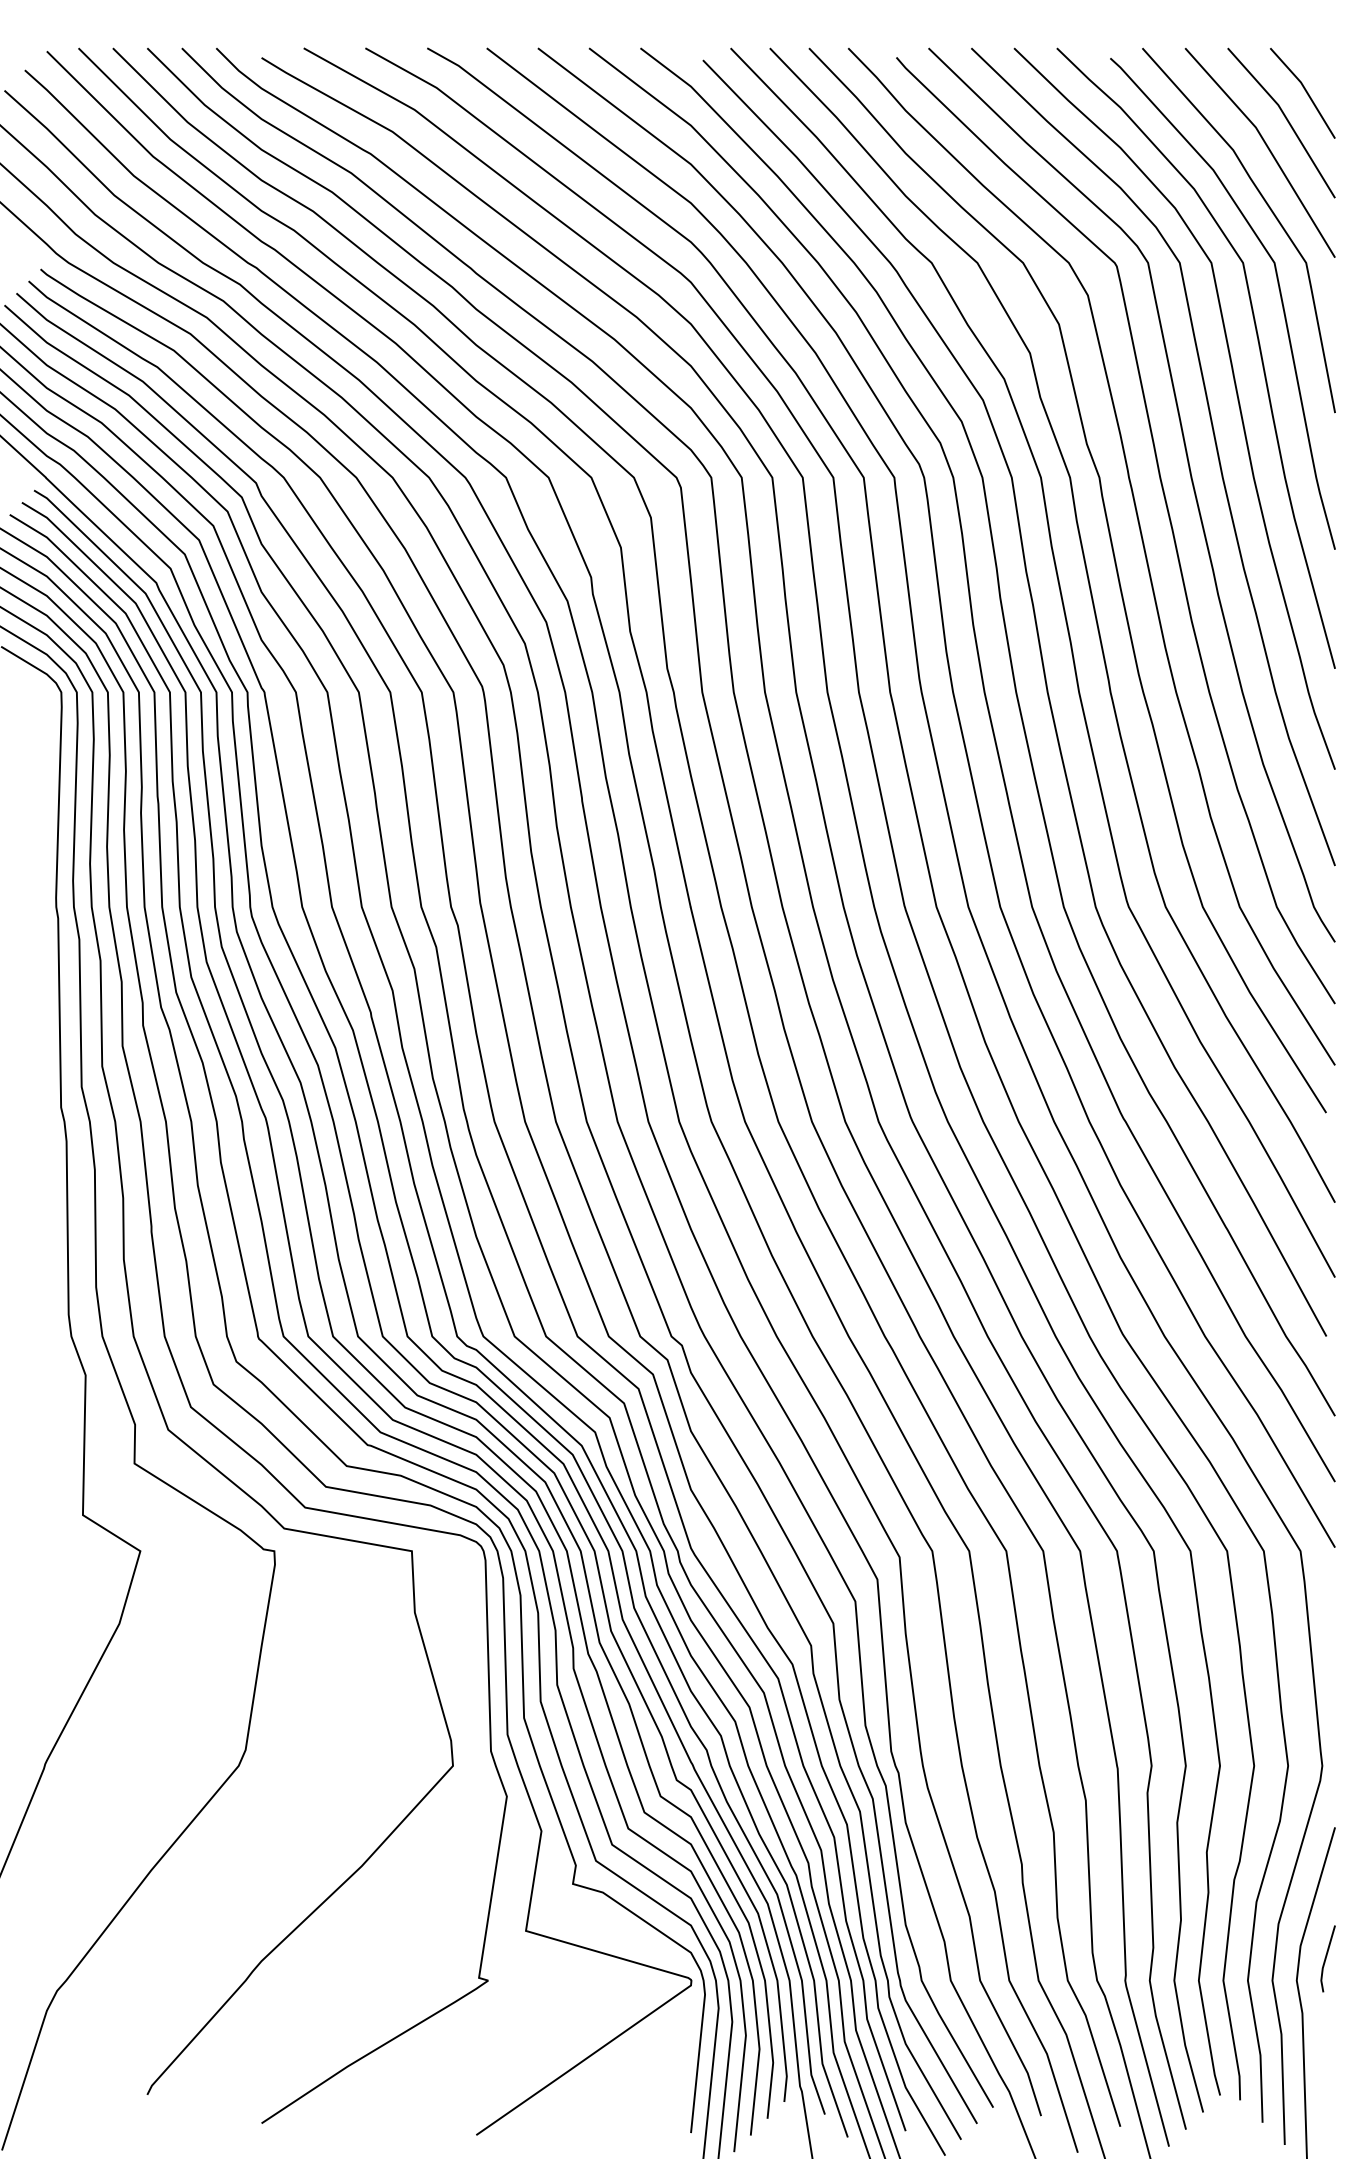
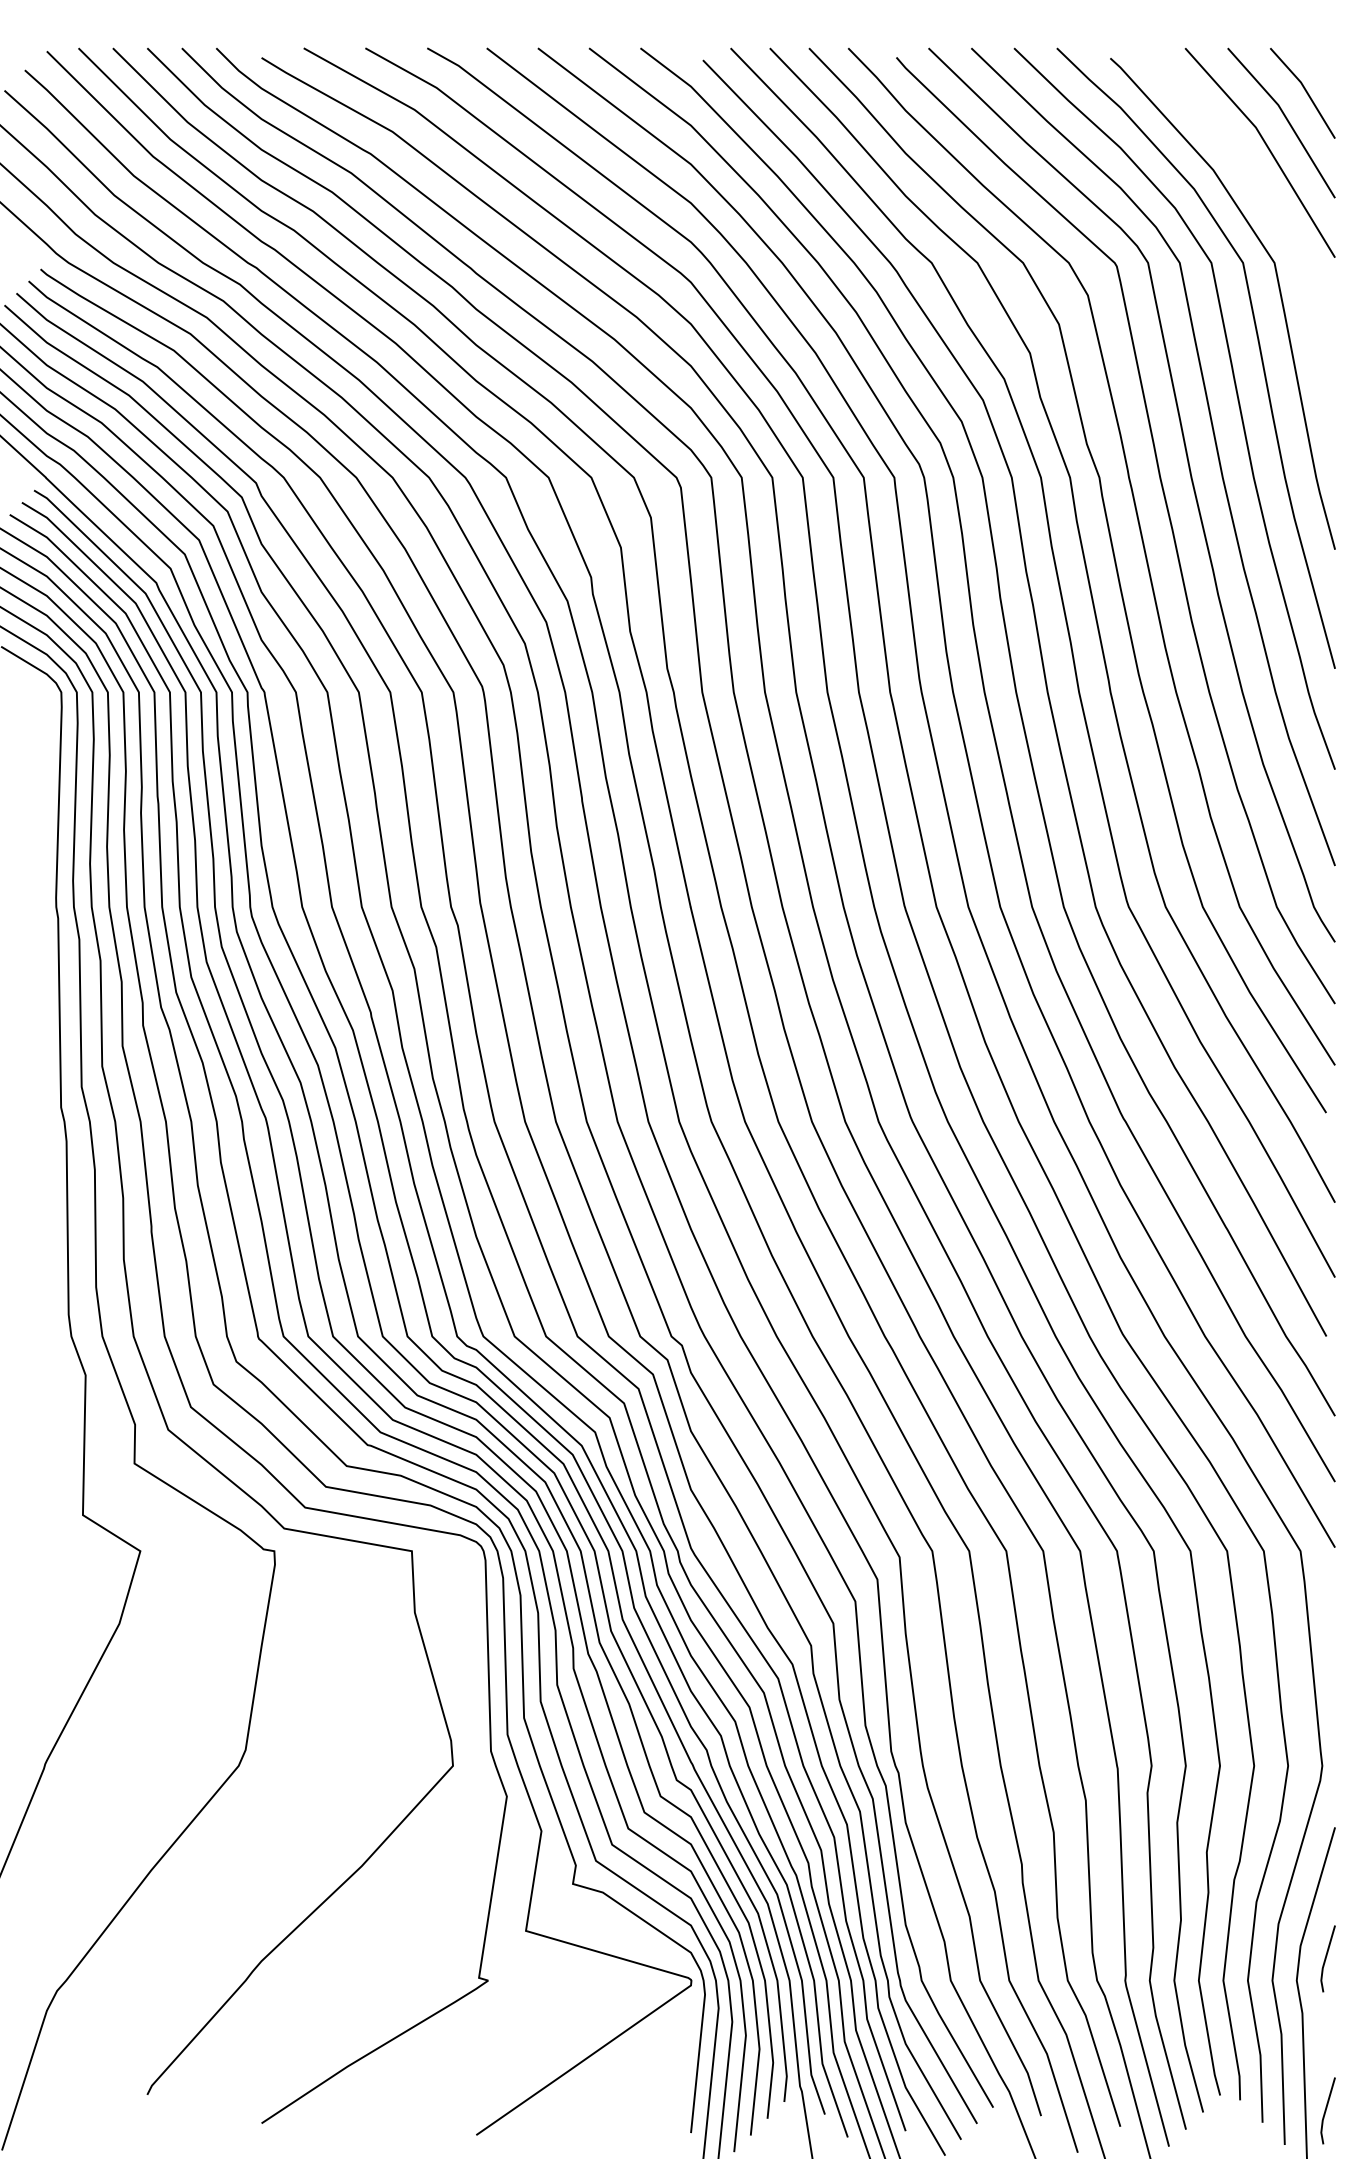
curve: present -> none (1269, 209)
line: none -> present (1326, 2110)
